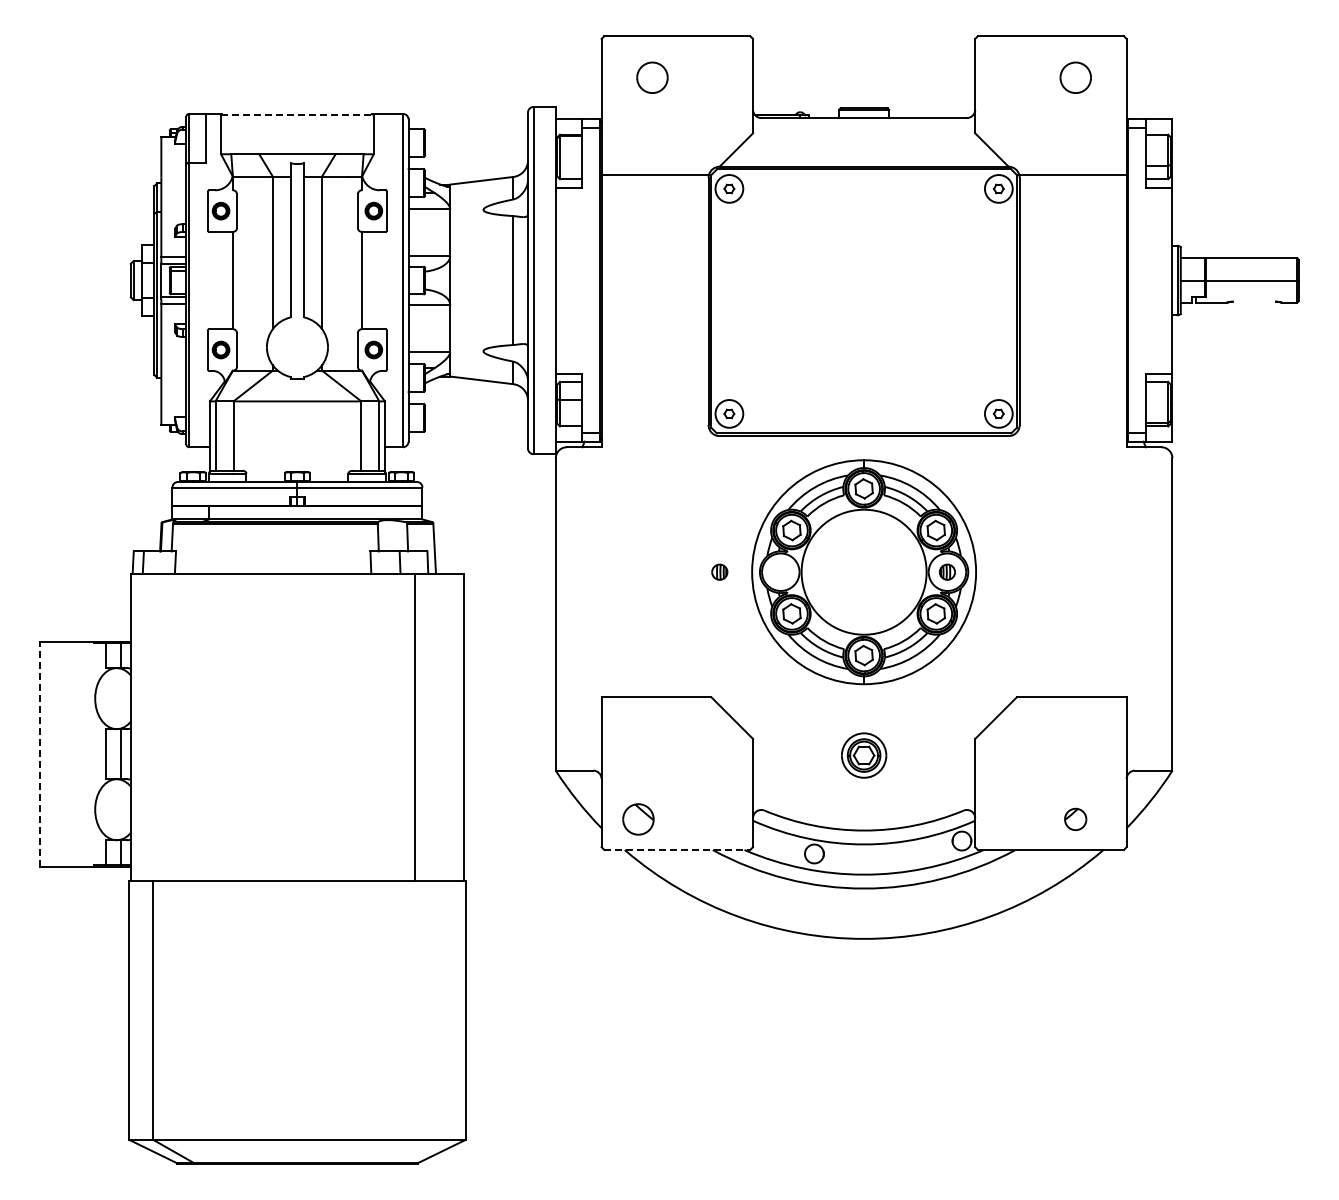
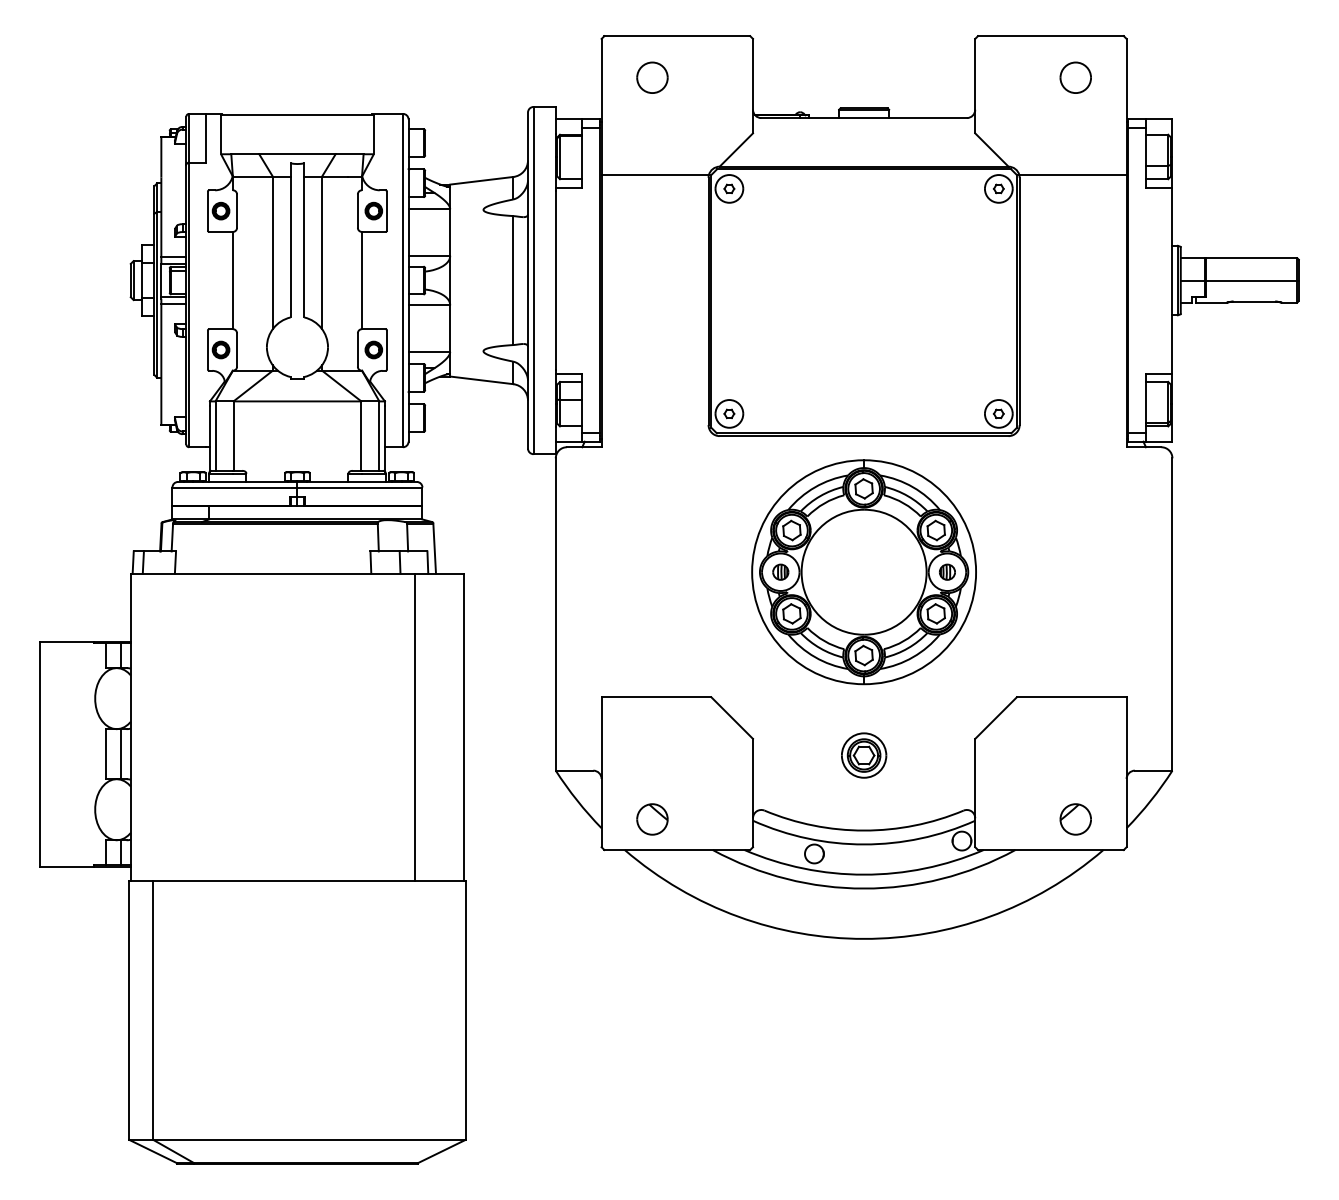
line: dashed -> solid (297, 115)
line: none -> present (1254, 301)
part position: (719, 571) -> (780, 571) (780, 571)
line: dashed -> solid (40, 753)
part position: (638, 819) -> (652, 819) (652, 819)
part size: 24x25 px -> 33x33 px (1075, 819)
line: dashed -> solid (677, 850)
